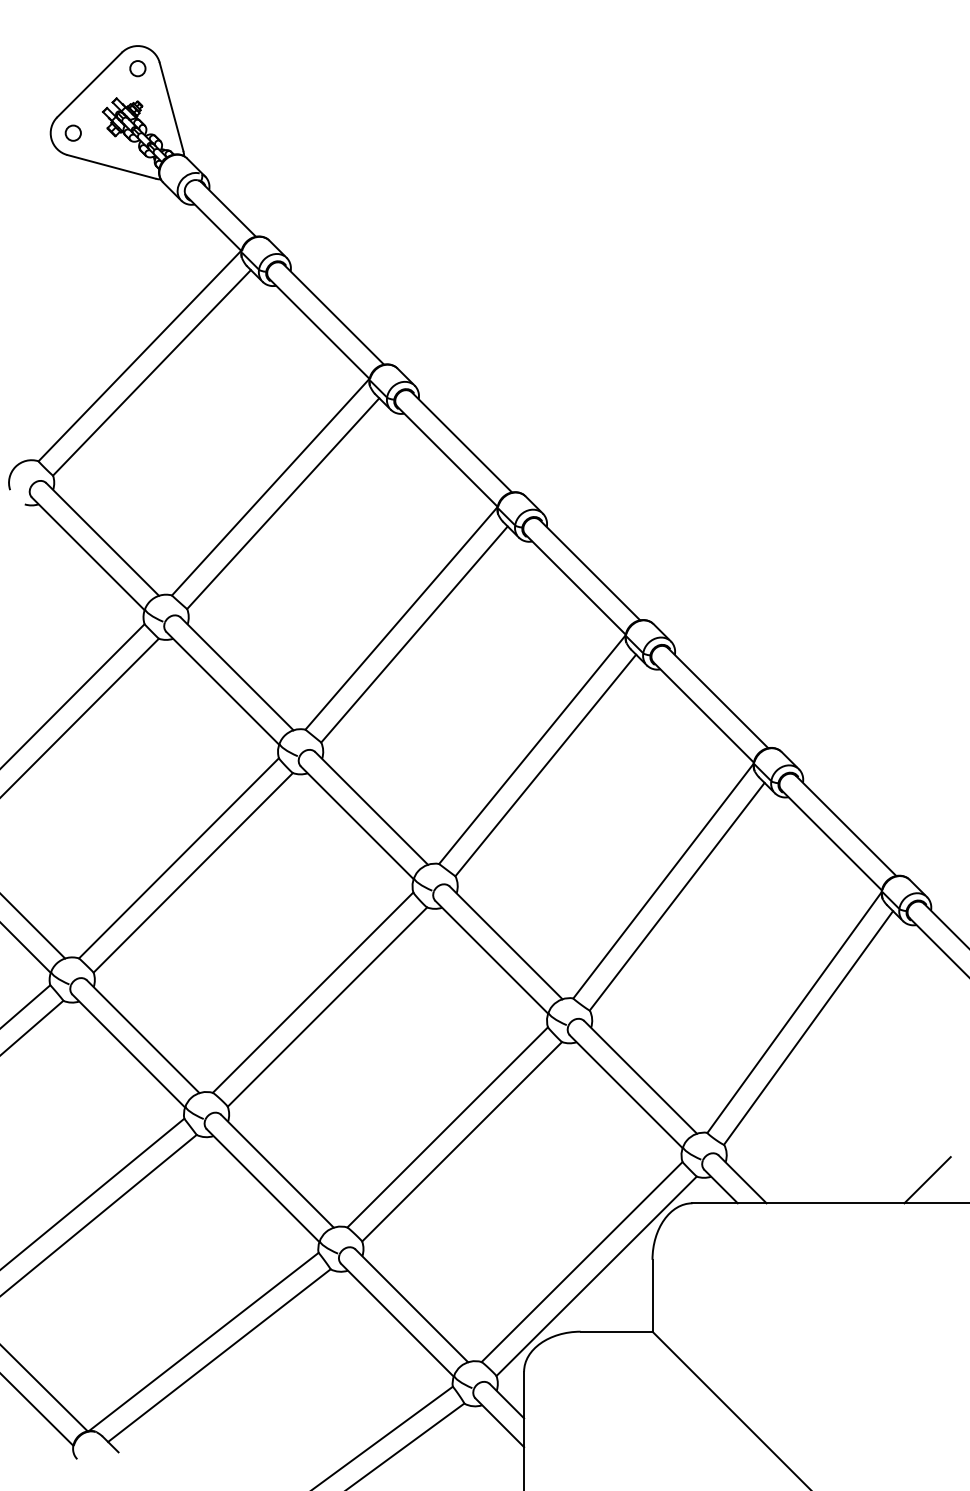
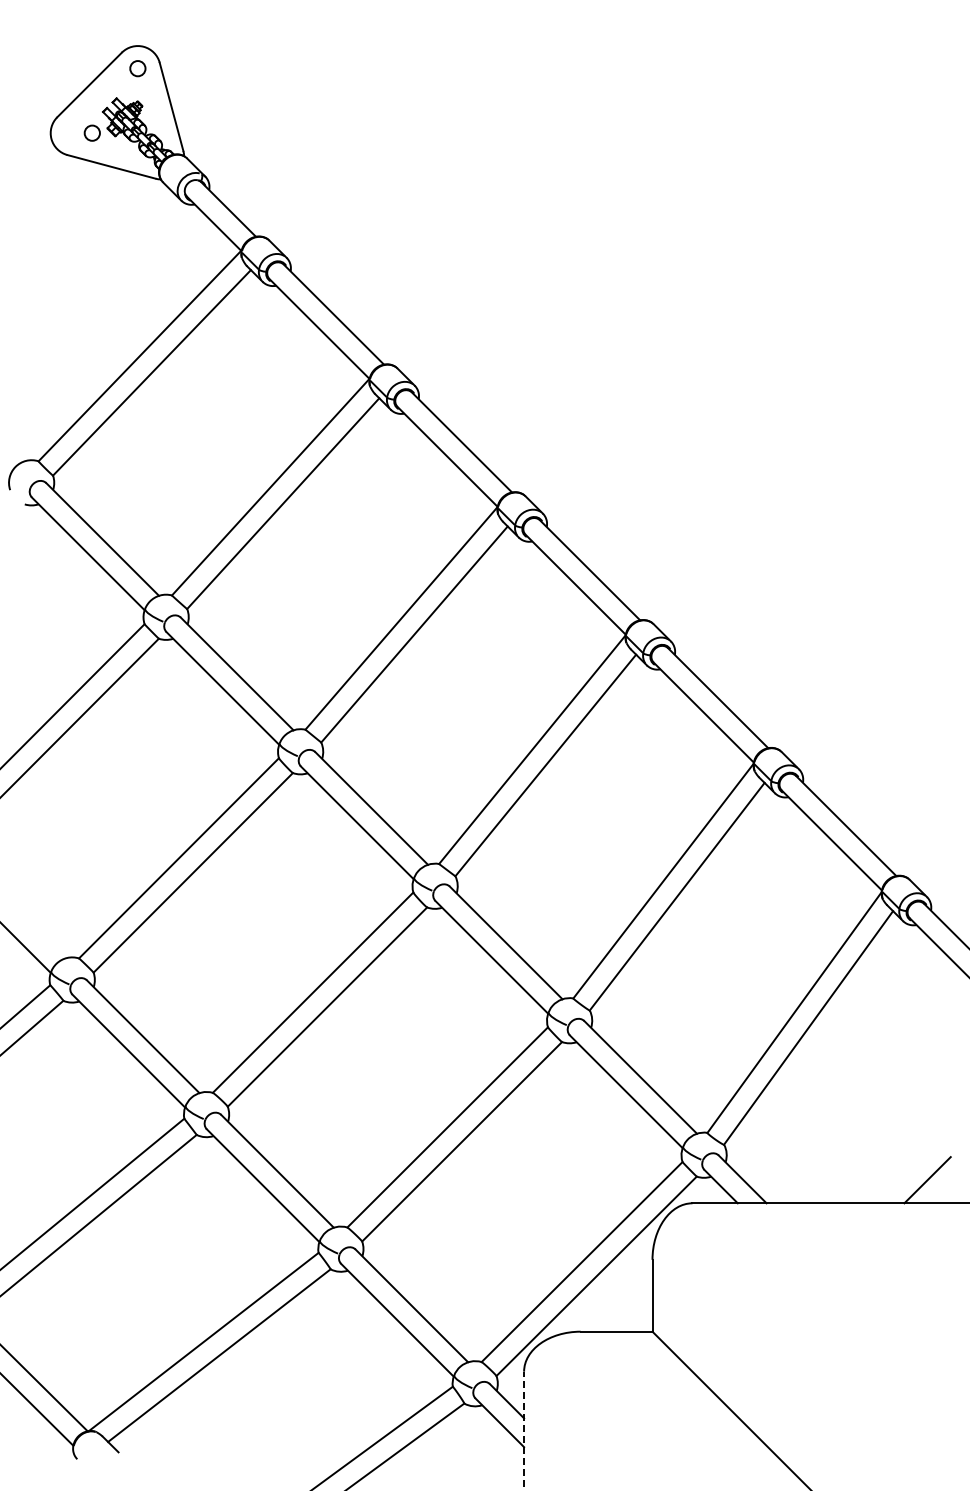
circle position: (72, 132) -> (91, 132) (91, 132)
line: present -> none (33, 926)
line: solid -> dashed (524, 1430)
